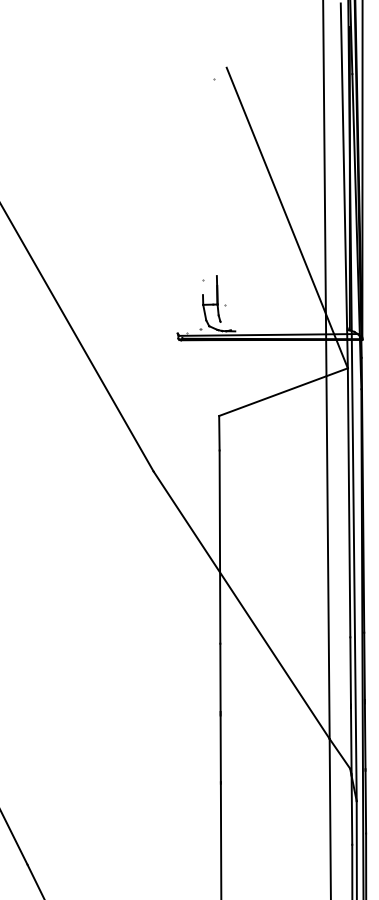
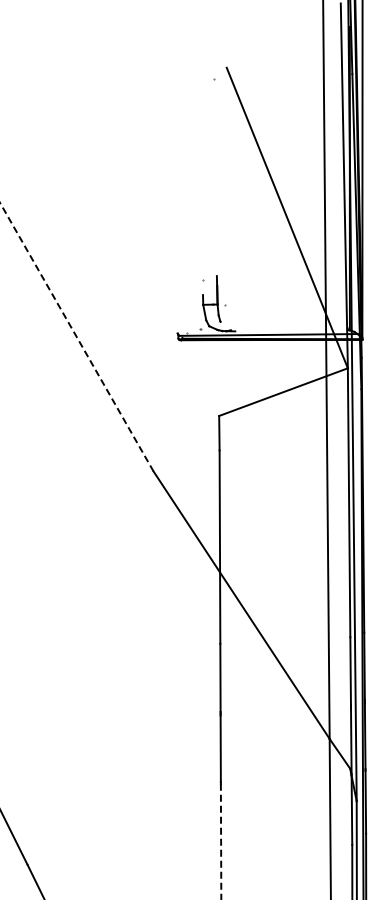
line: solid -> dashed (76, 337)
line: solid -> dashed (221, 841)
